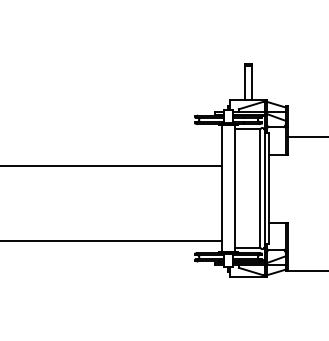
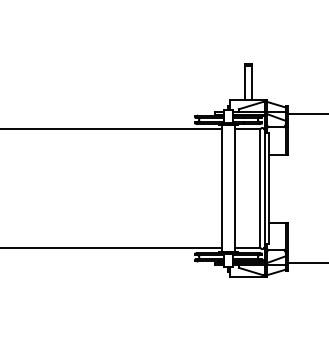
line position: (306, 137) -> (306, 114) (306, 114)
line position: (111, 166) -> (111, 129) (111, 129)
line position: (111, 241) -> (111, 248) (111, 248)
line position: (306, 270) -> (306, 262) (306, 262)
